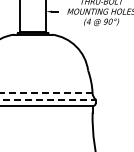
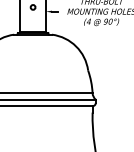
circle: none -> present (32, 7)
line: dashed -> solid (45, 93)
line: dashed -> solid (47, 99)
